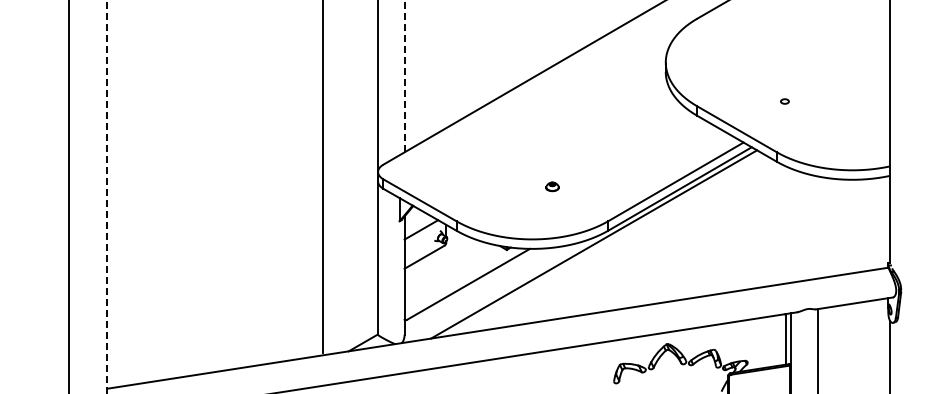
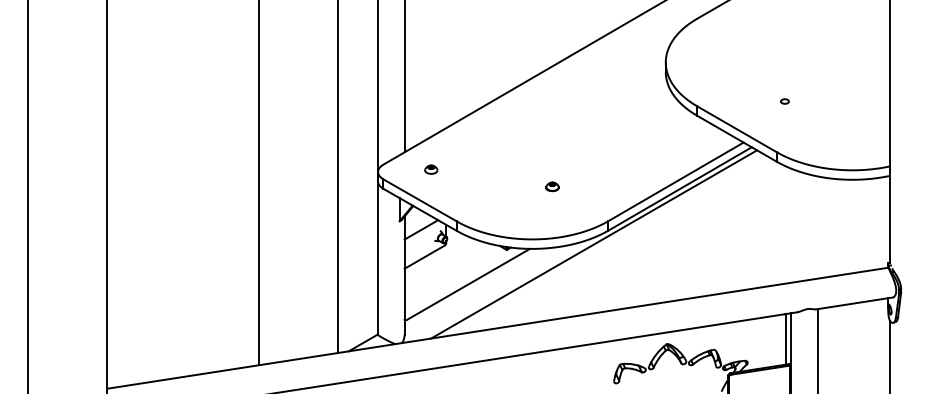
line: dashed -> solid (404, 76)
part: none -> present (431, 169)
line position: (323, 177) -> (338, 177) (338, 177)
line: none -> present (258, 183)
line position: (68, 196) -> (27, 196) (27, 196)
line: dashed -> solid (107, 197)
